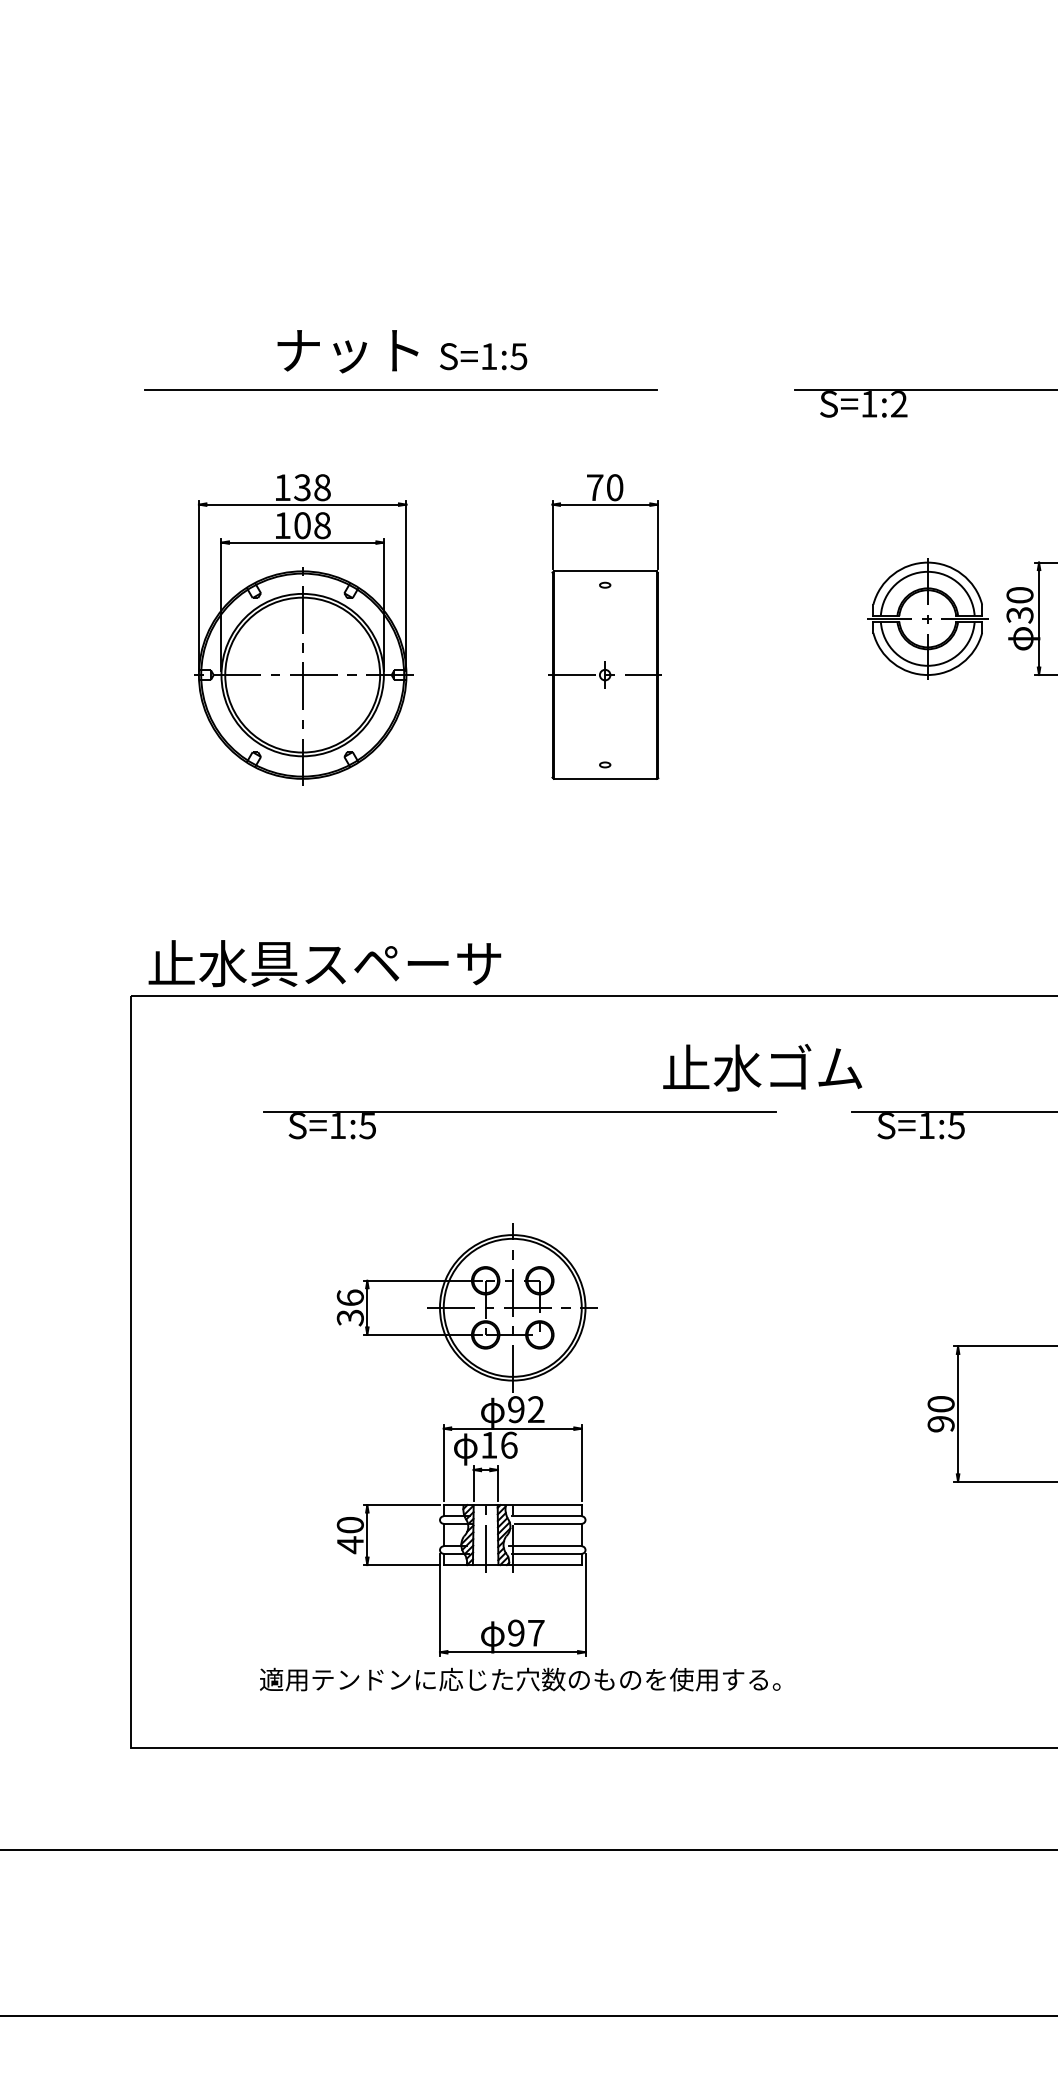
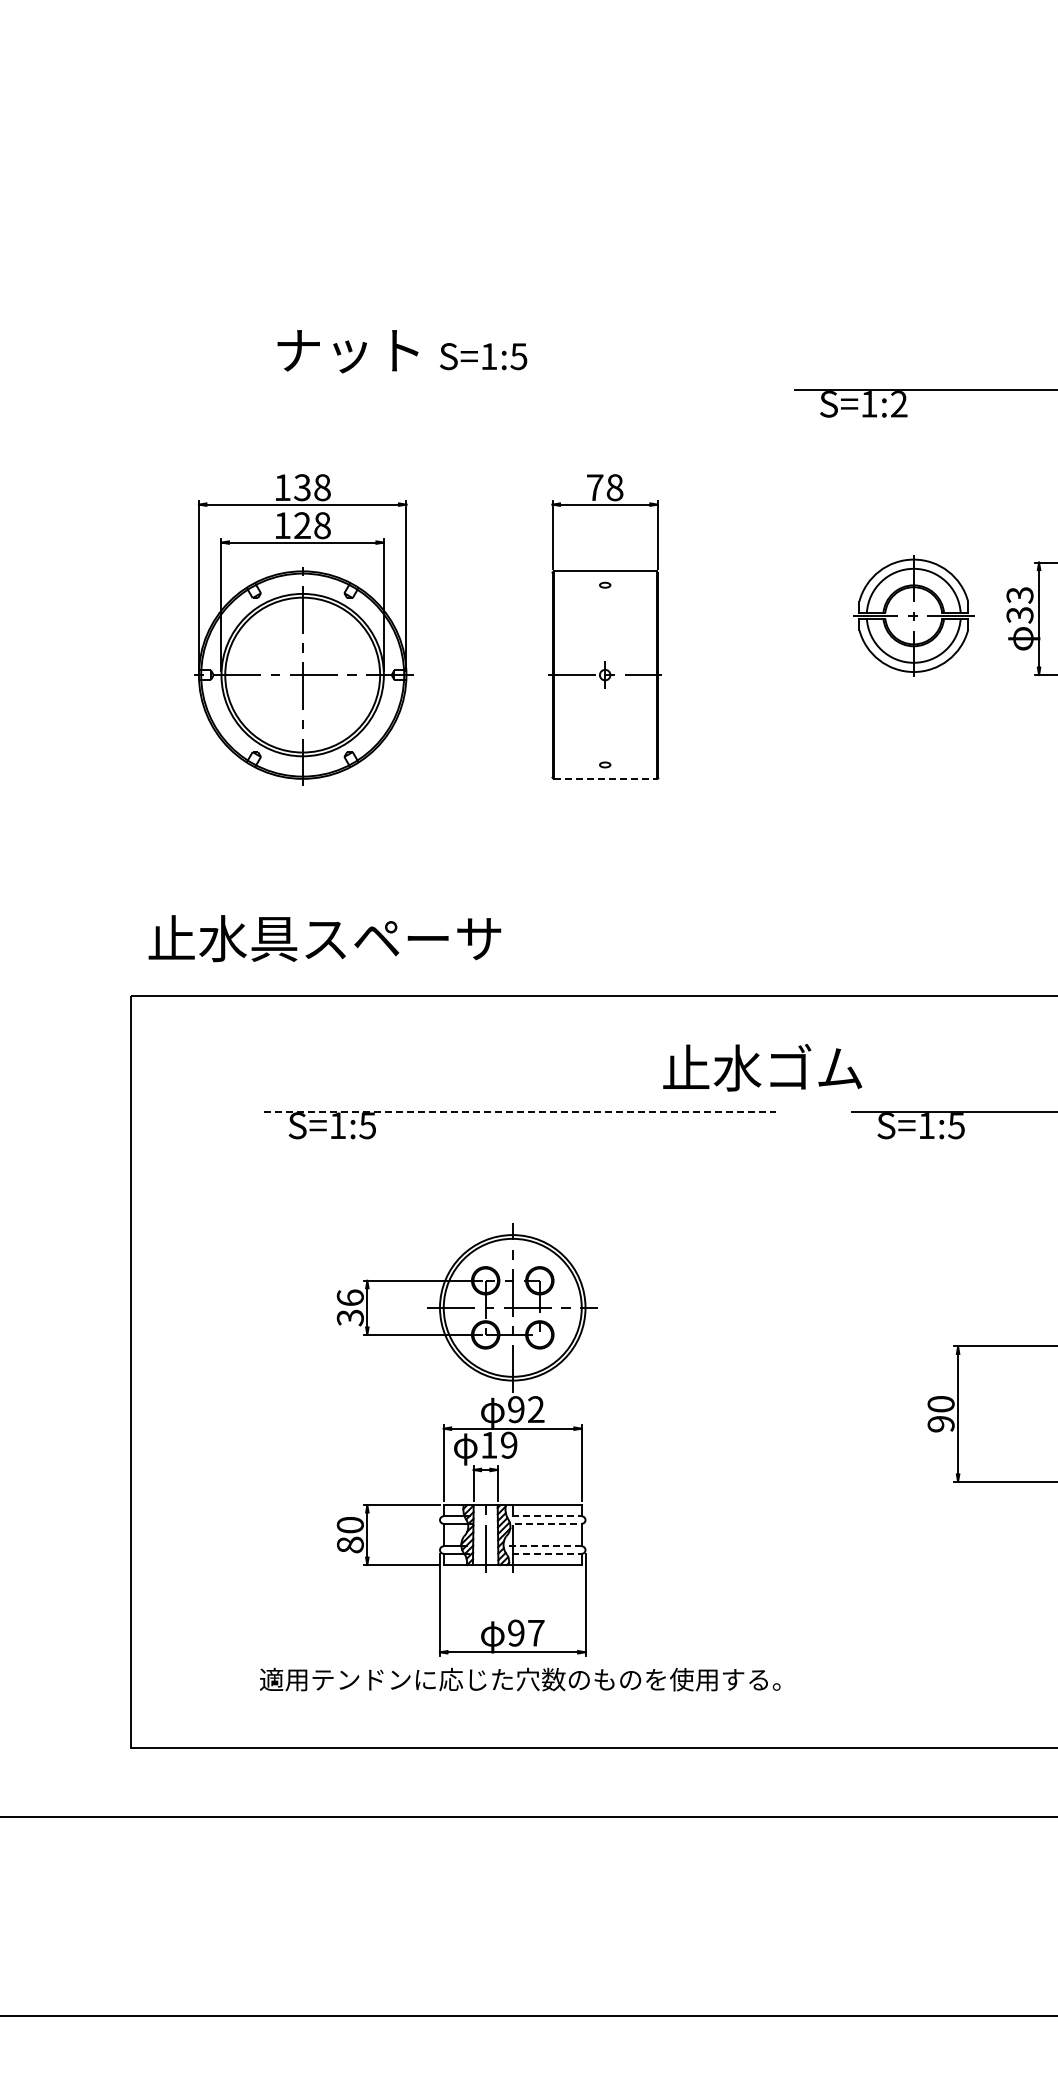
line: present -> none (400, 389)
text: 70 -> 78 (614, 487)
text: 108 -> 128 (302, 525)
text: 30 -> 33 (1019, 595)
part position: (927, 618) -> (913, 615) (913, 615)
line: solid -> dashed (605, 778)
text position: (324, 963) -> (324, 938) (324, 938)
line: solid -> dashed (520, 1111)
text: 16 -> 19 (509, 1444)
line: solid -> dashed (546, 1516)
line: solid -> dashed (549, 1523)
text: 40 -> 80 (350, 1545)
line: solid -> dashed (545, 1546)
line: solid -> dashed (547, 1553)
line position: (528, 1850) -> (528, 1817) (528, 1817)
